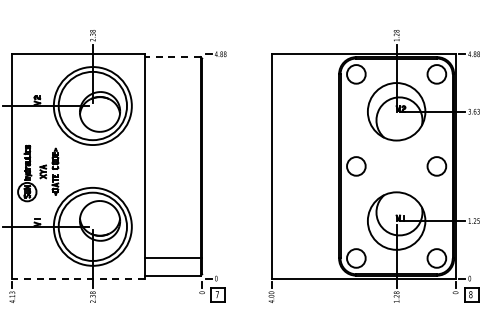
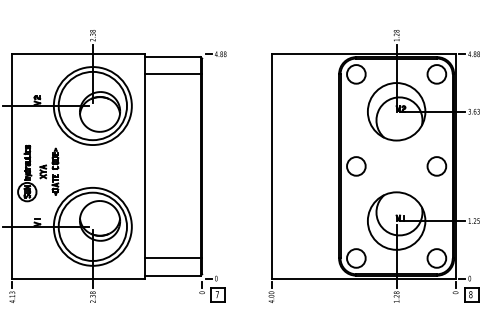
line: dashed -> solid (172, 57)
line: none -> present (173, 74)
line: dashed -> solid (77, 278)
